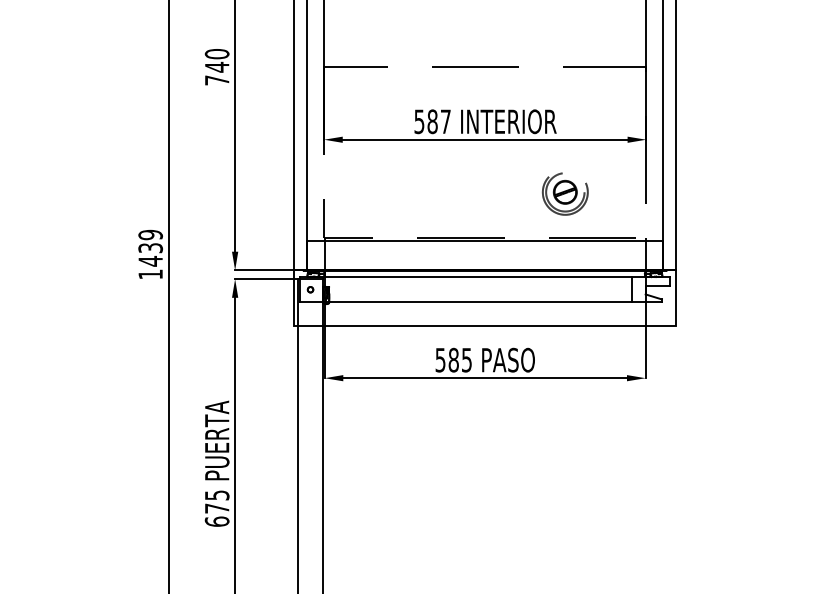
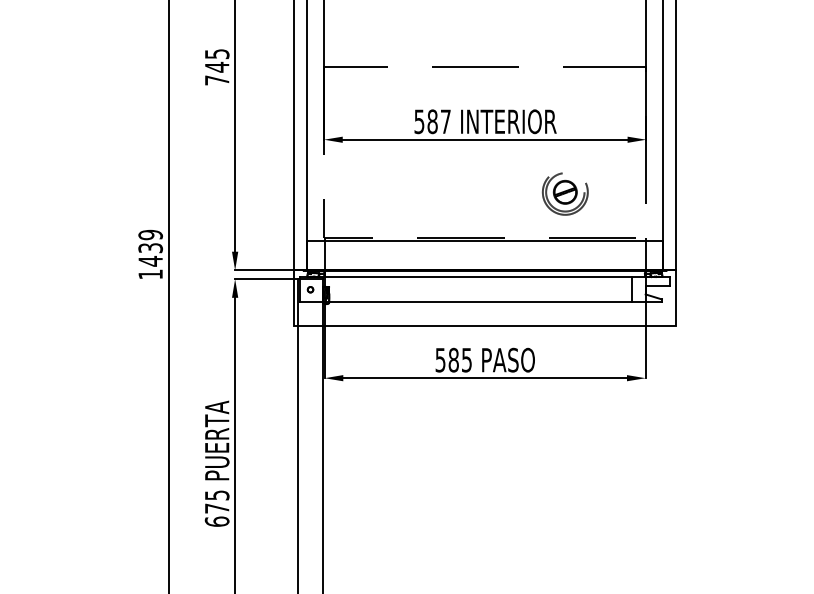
text: 740 -> 745 (216, 54)
